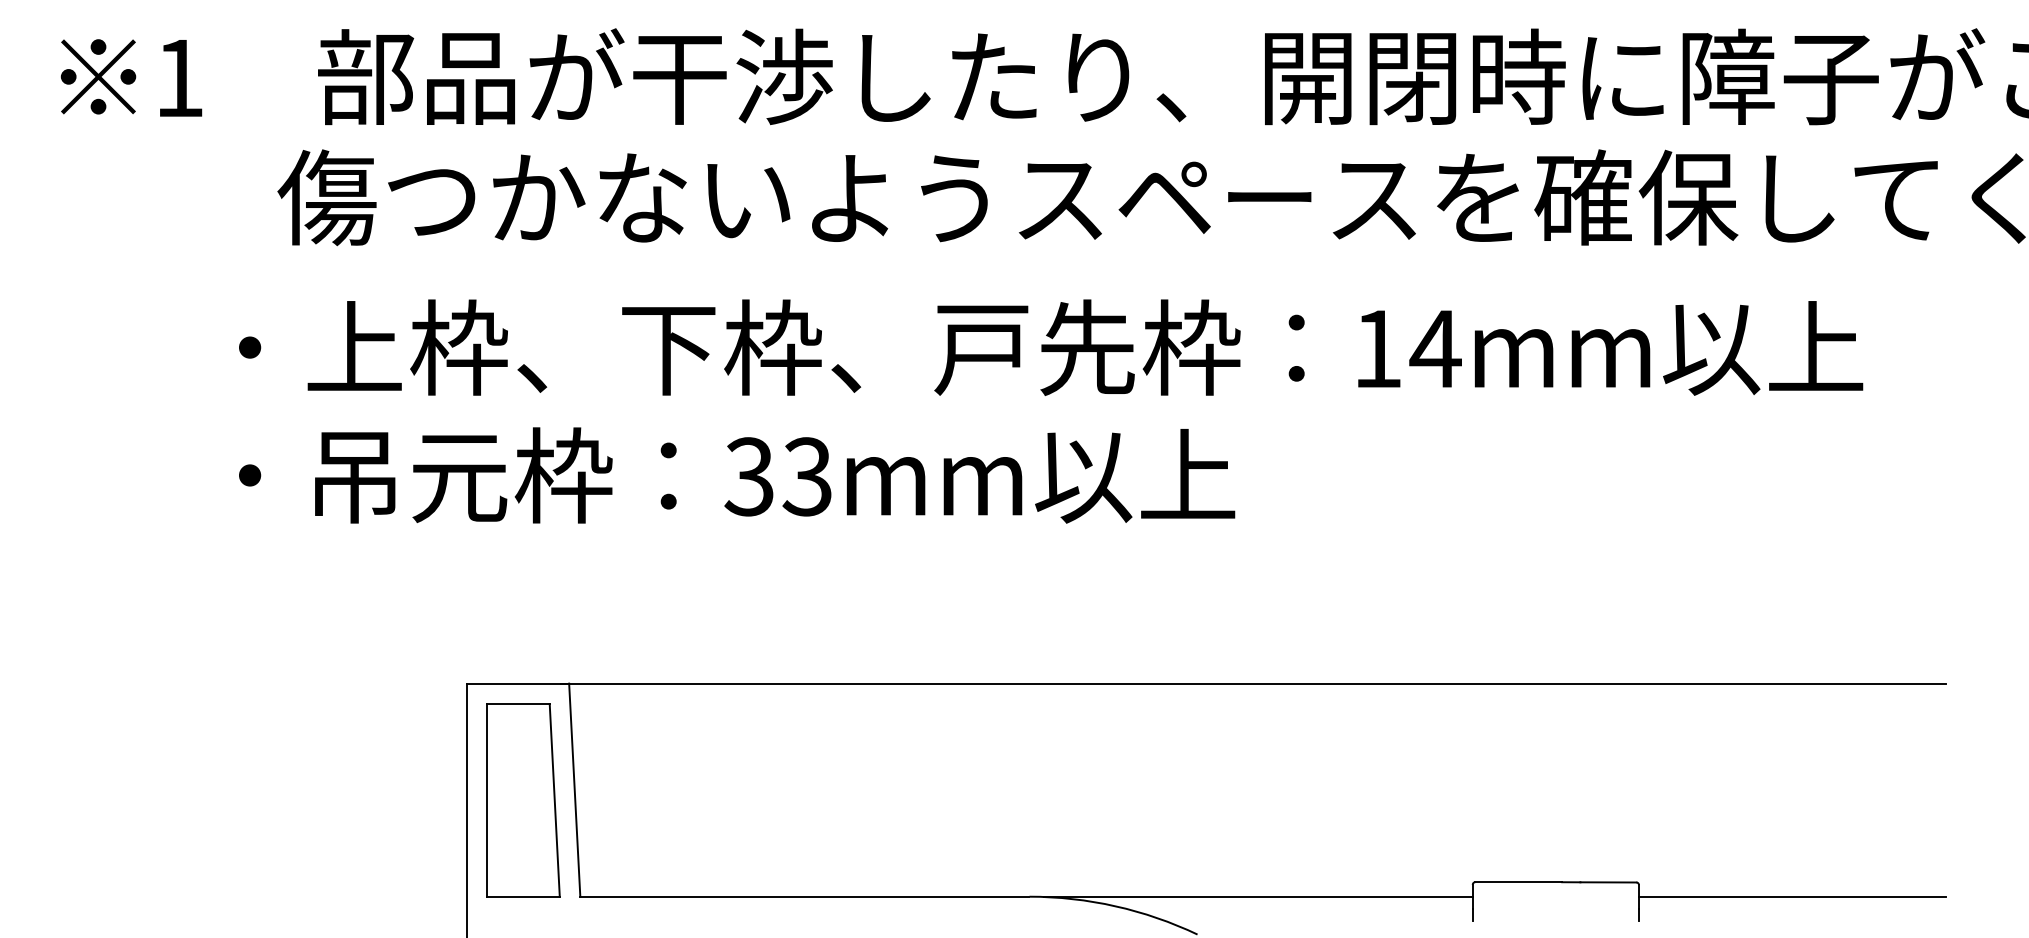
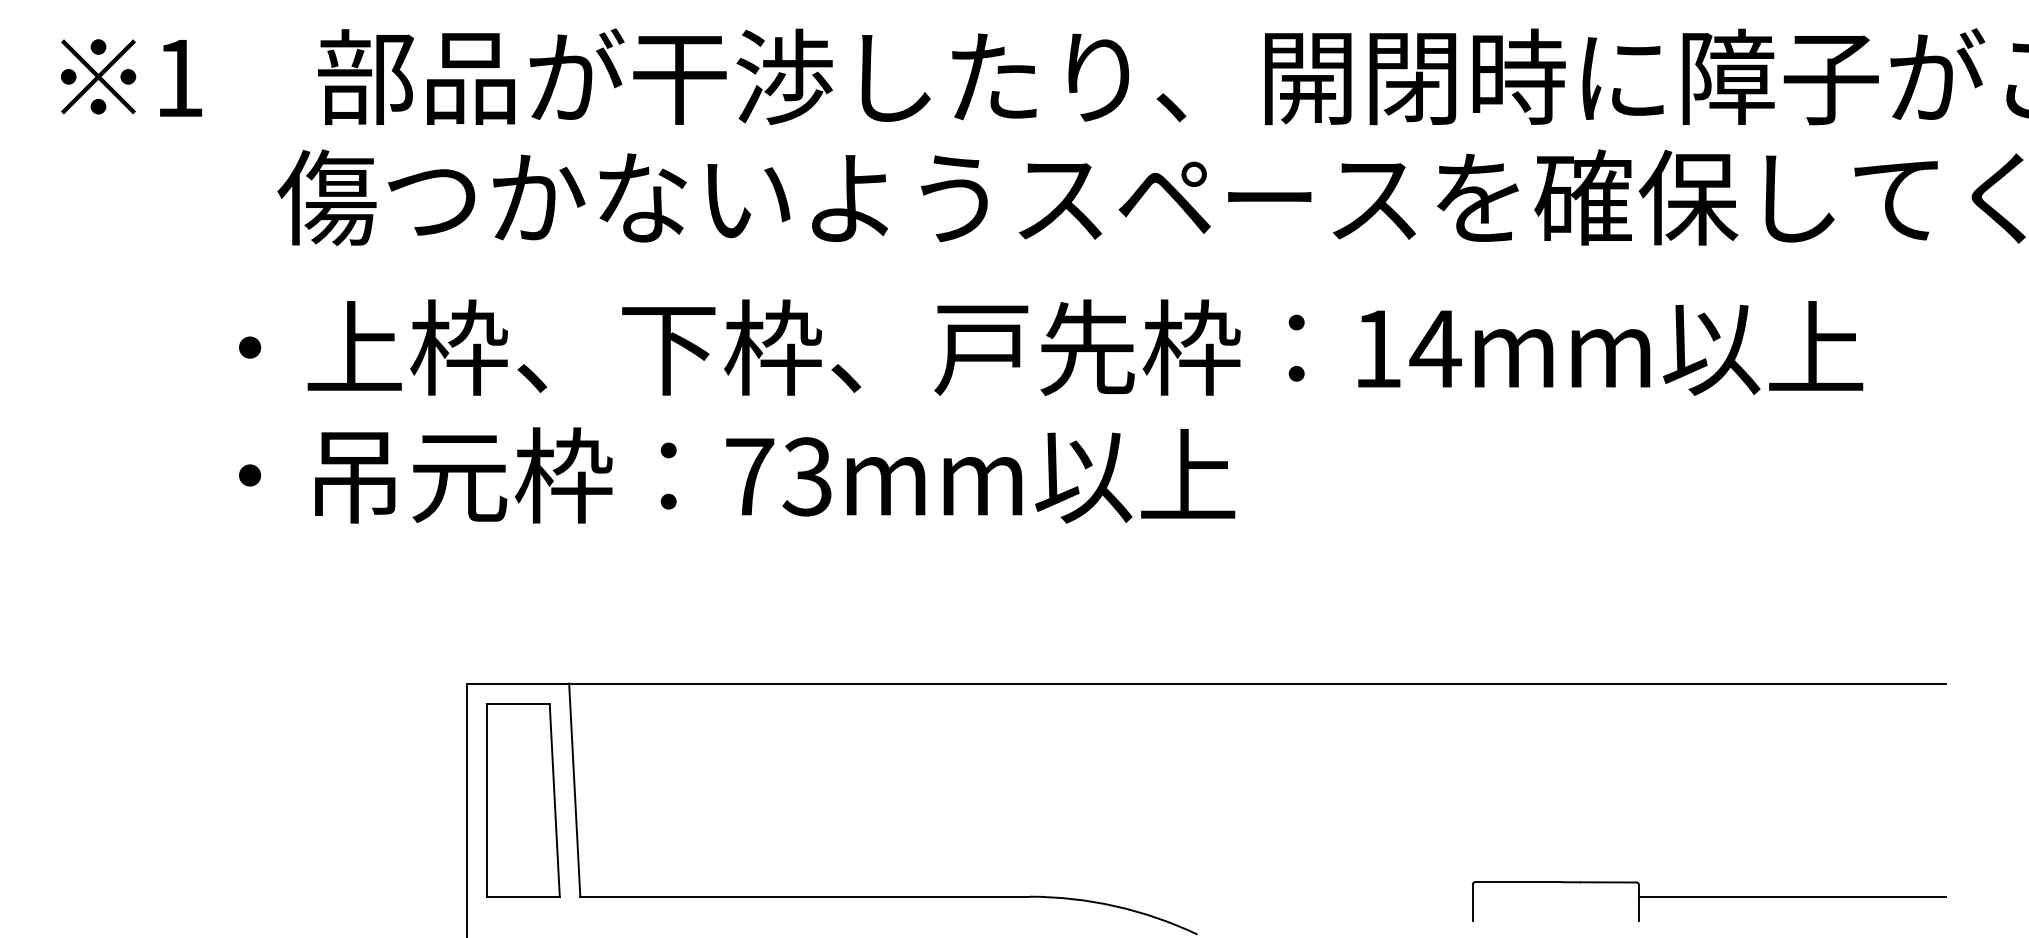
text: 33mm -> 73mm (749, 476)
line: present -> none (1257, 896)
